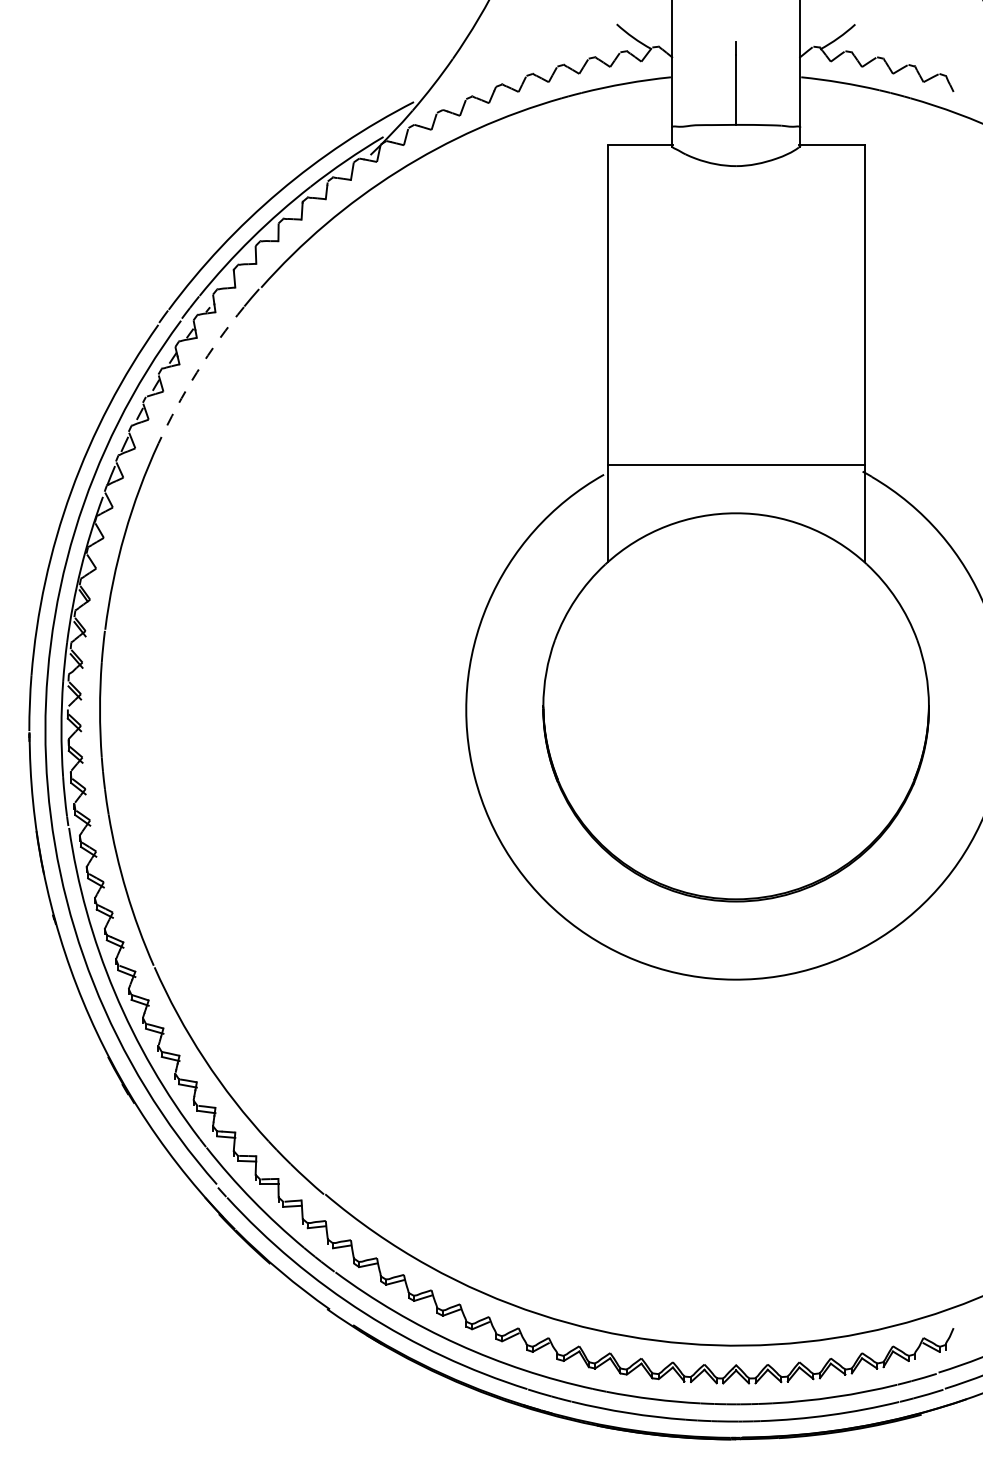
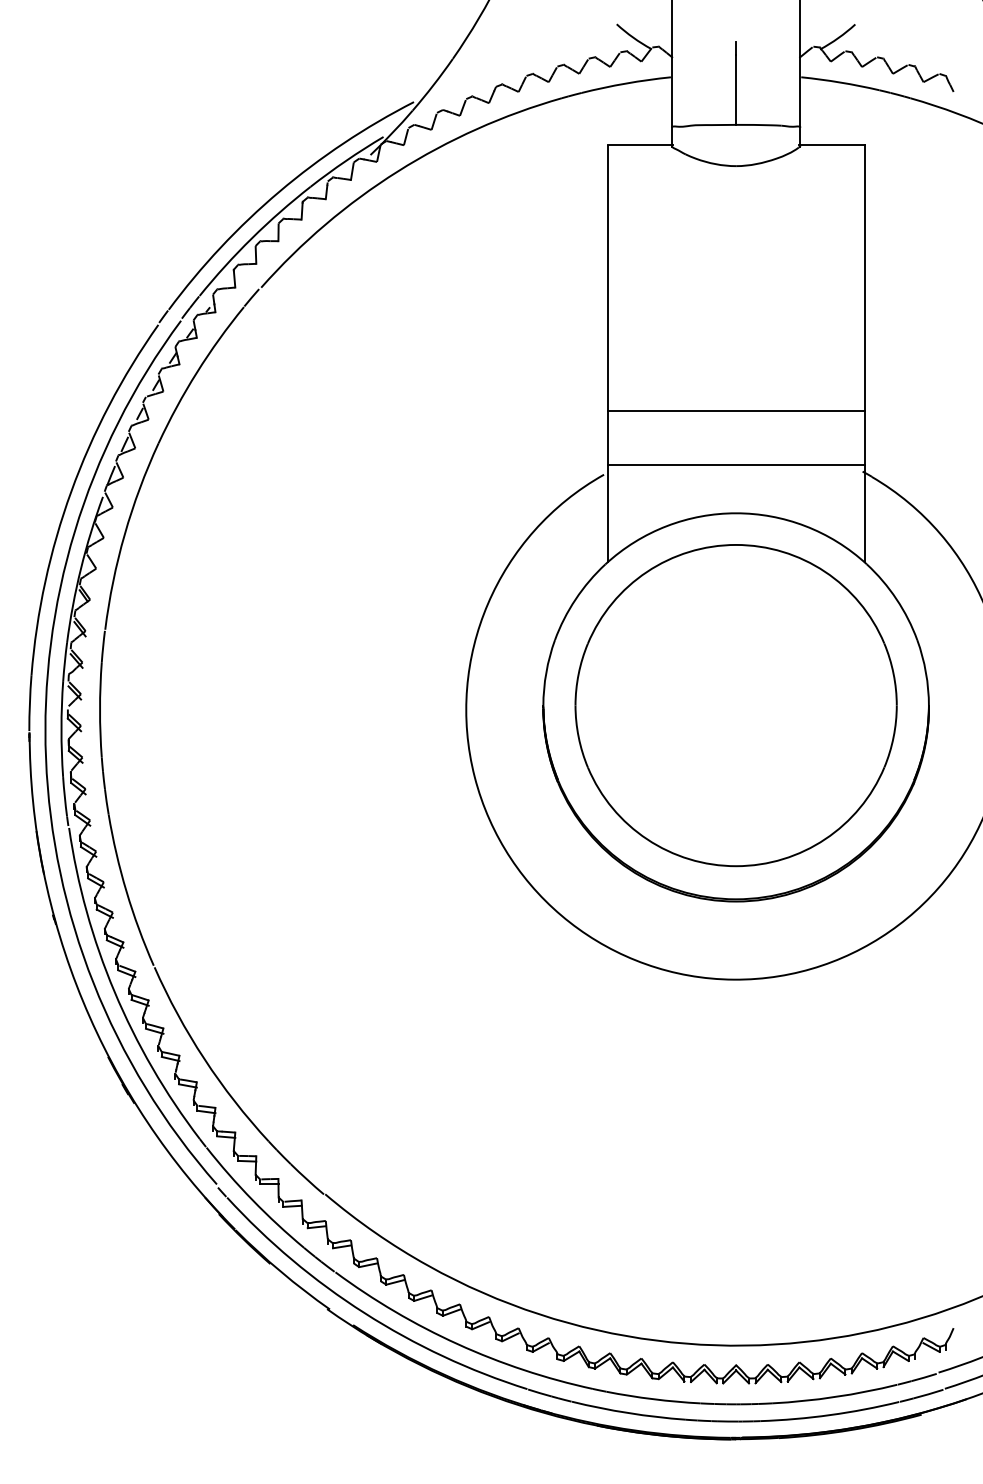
arc: dashed -> solid (197, 372)
line: none -> present (735, 410)
part: none -> present (735, 705)
